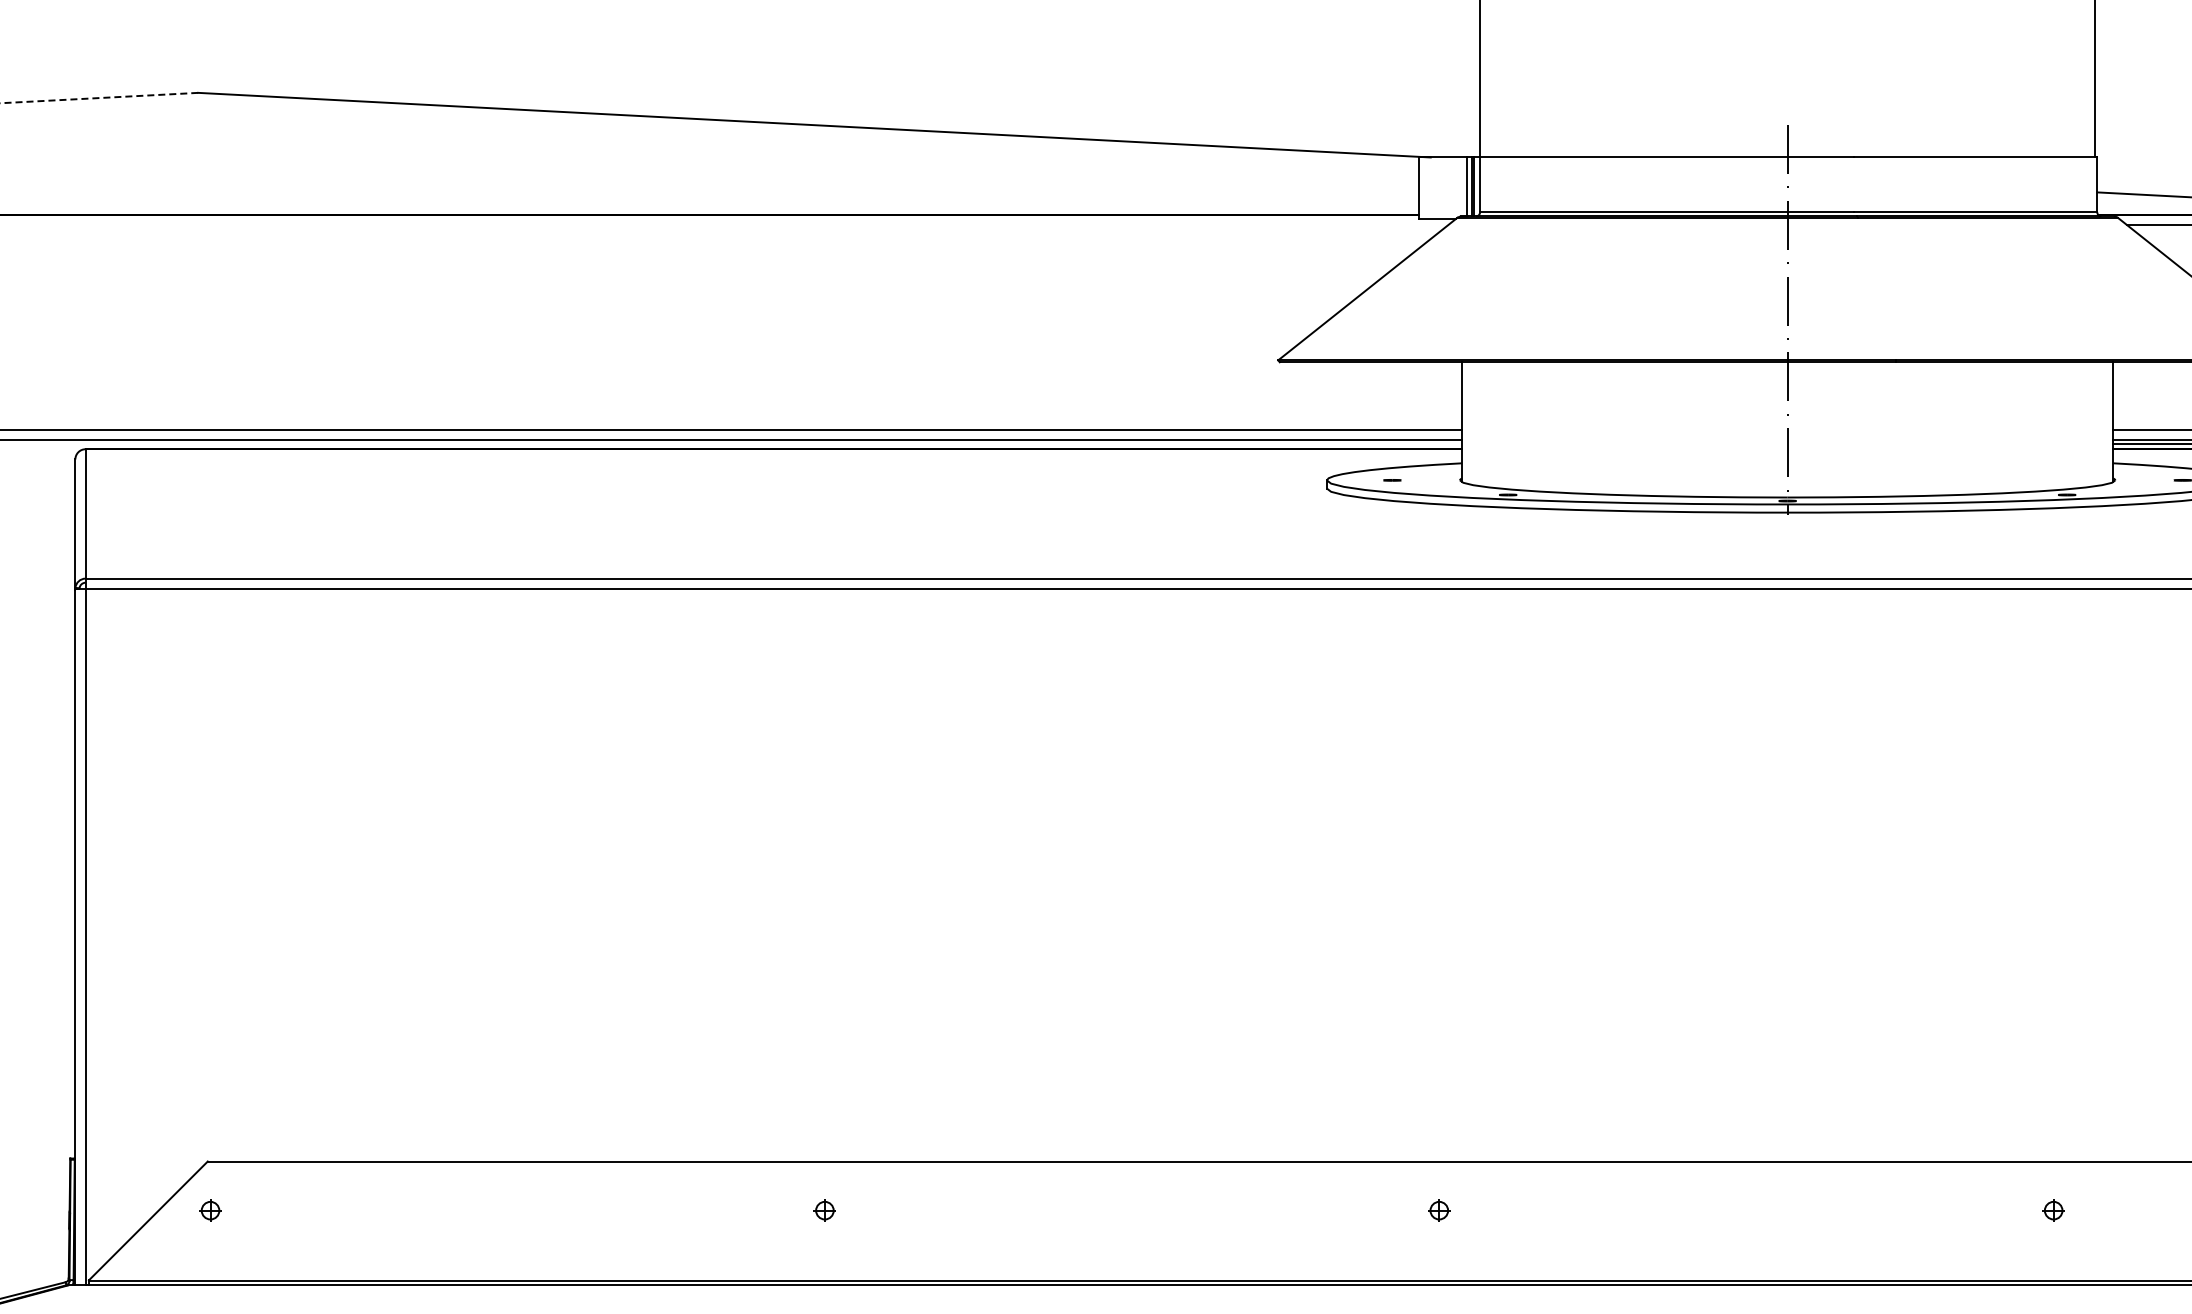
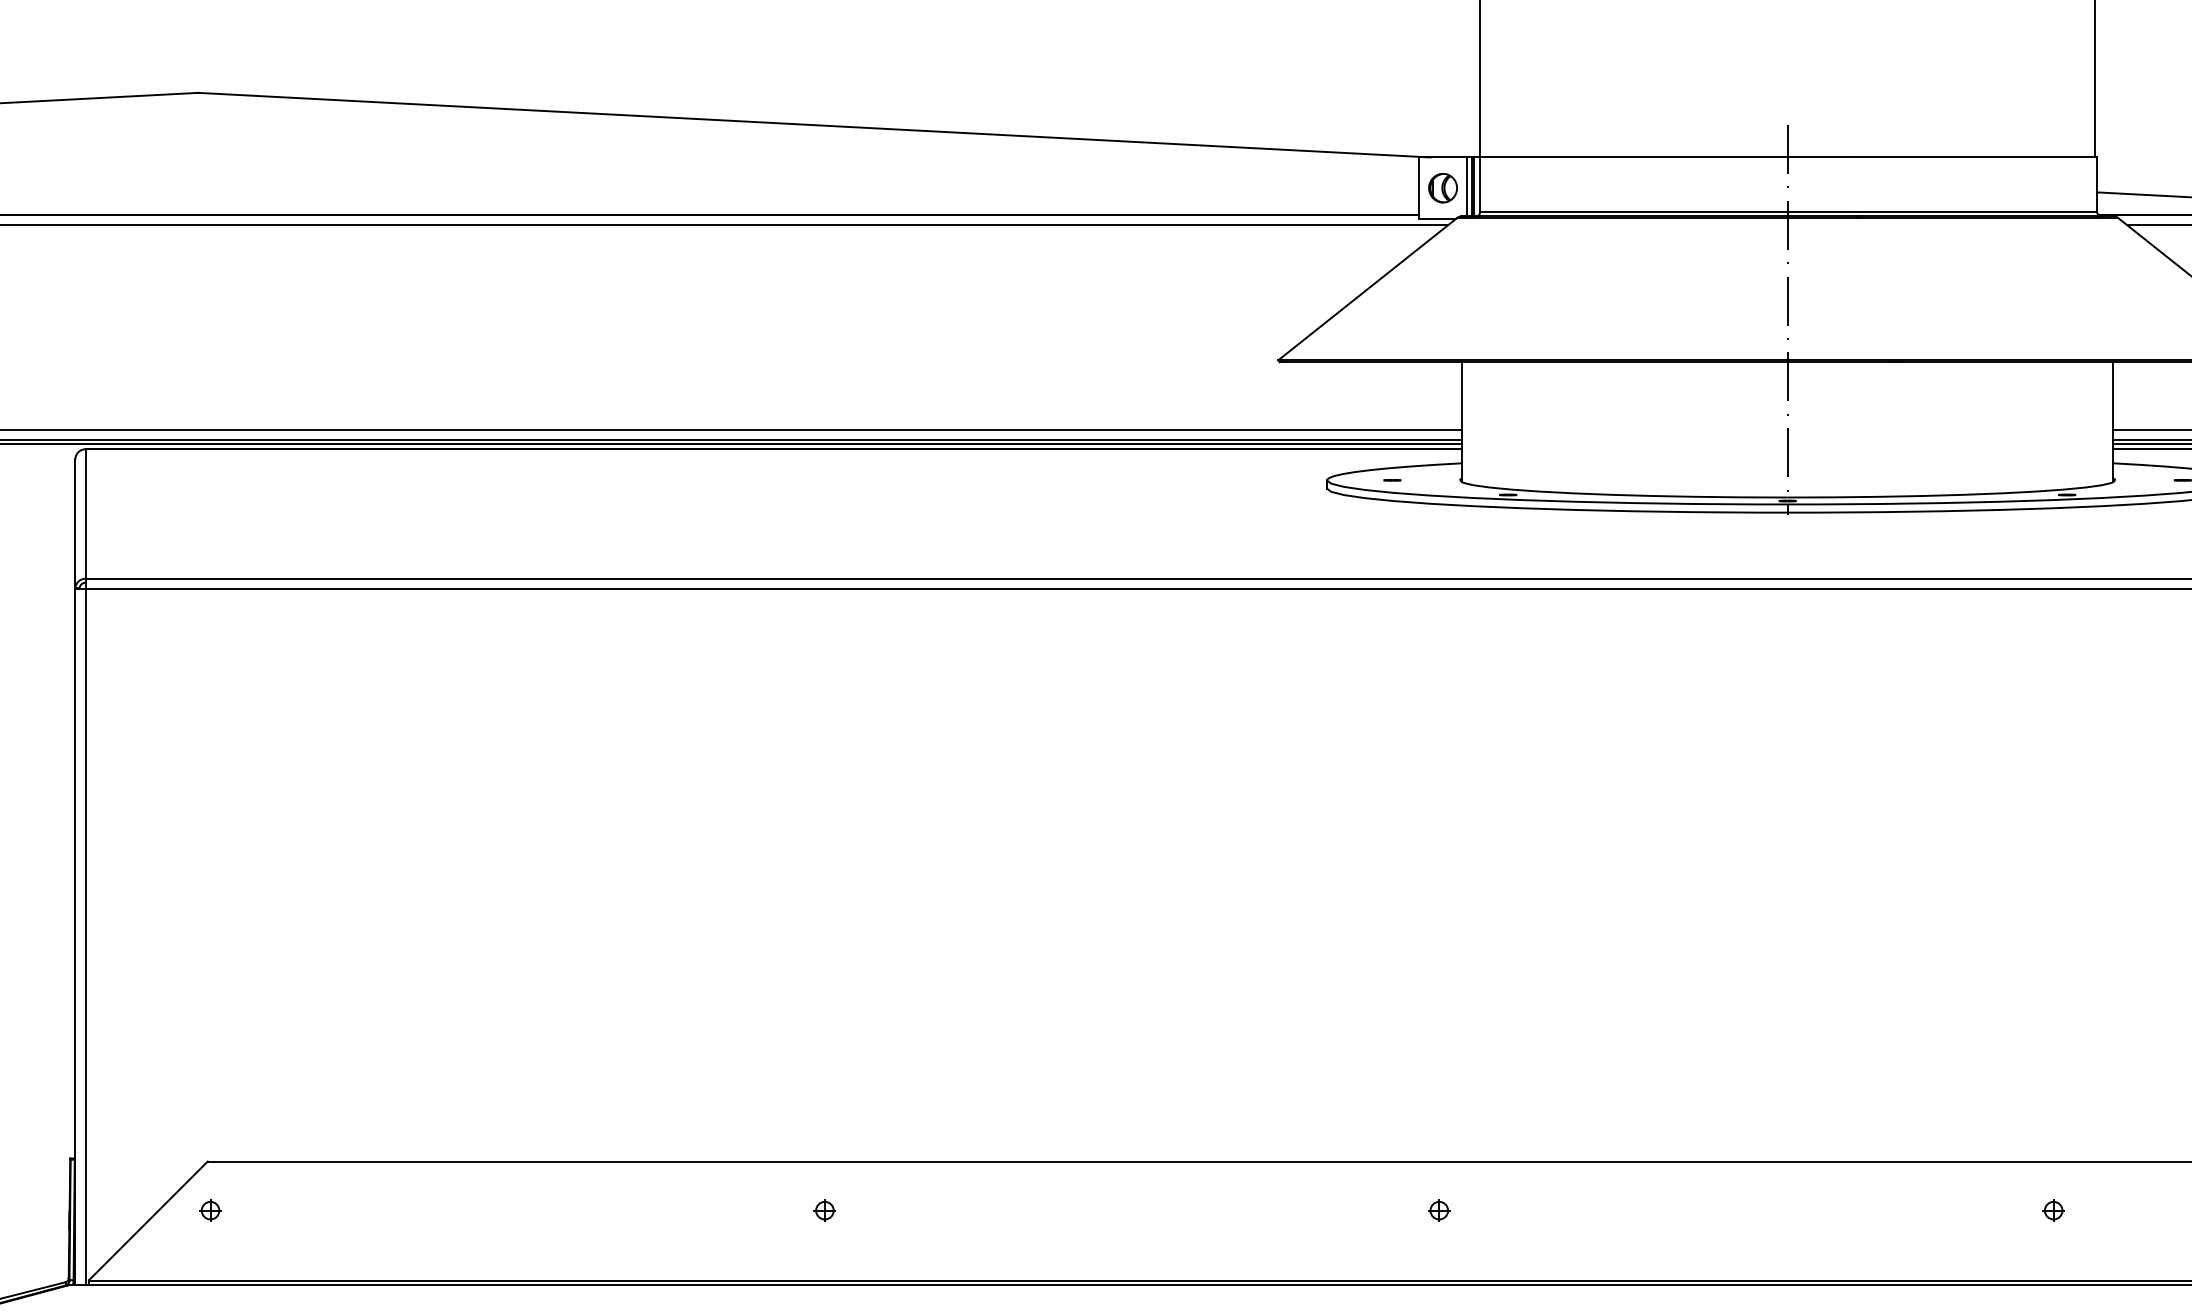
line: dashed -> solid (99, 98)
part: none -> present (1442, 188)
line: none -> present (725, 225)
line: none -> present (732, 444)
